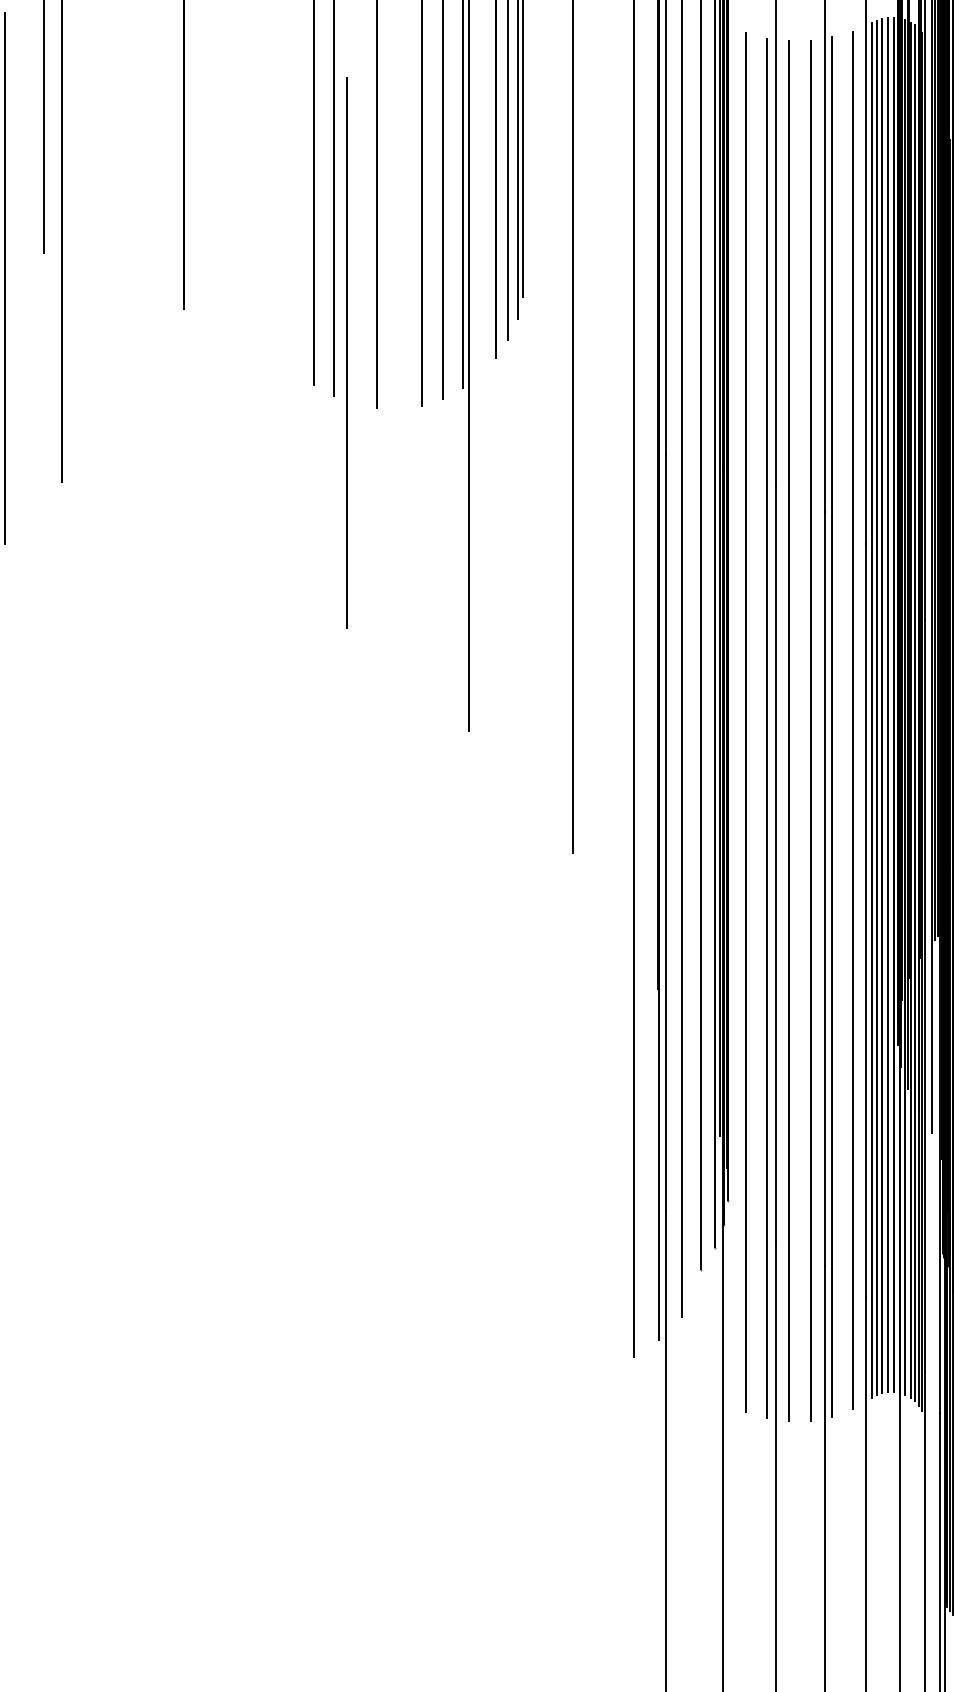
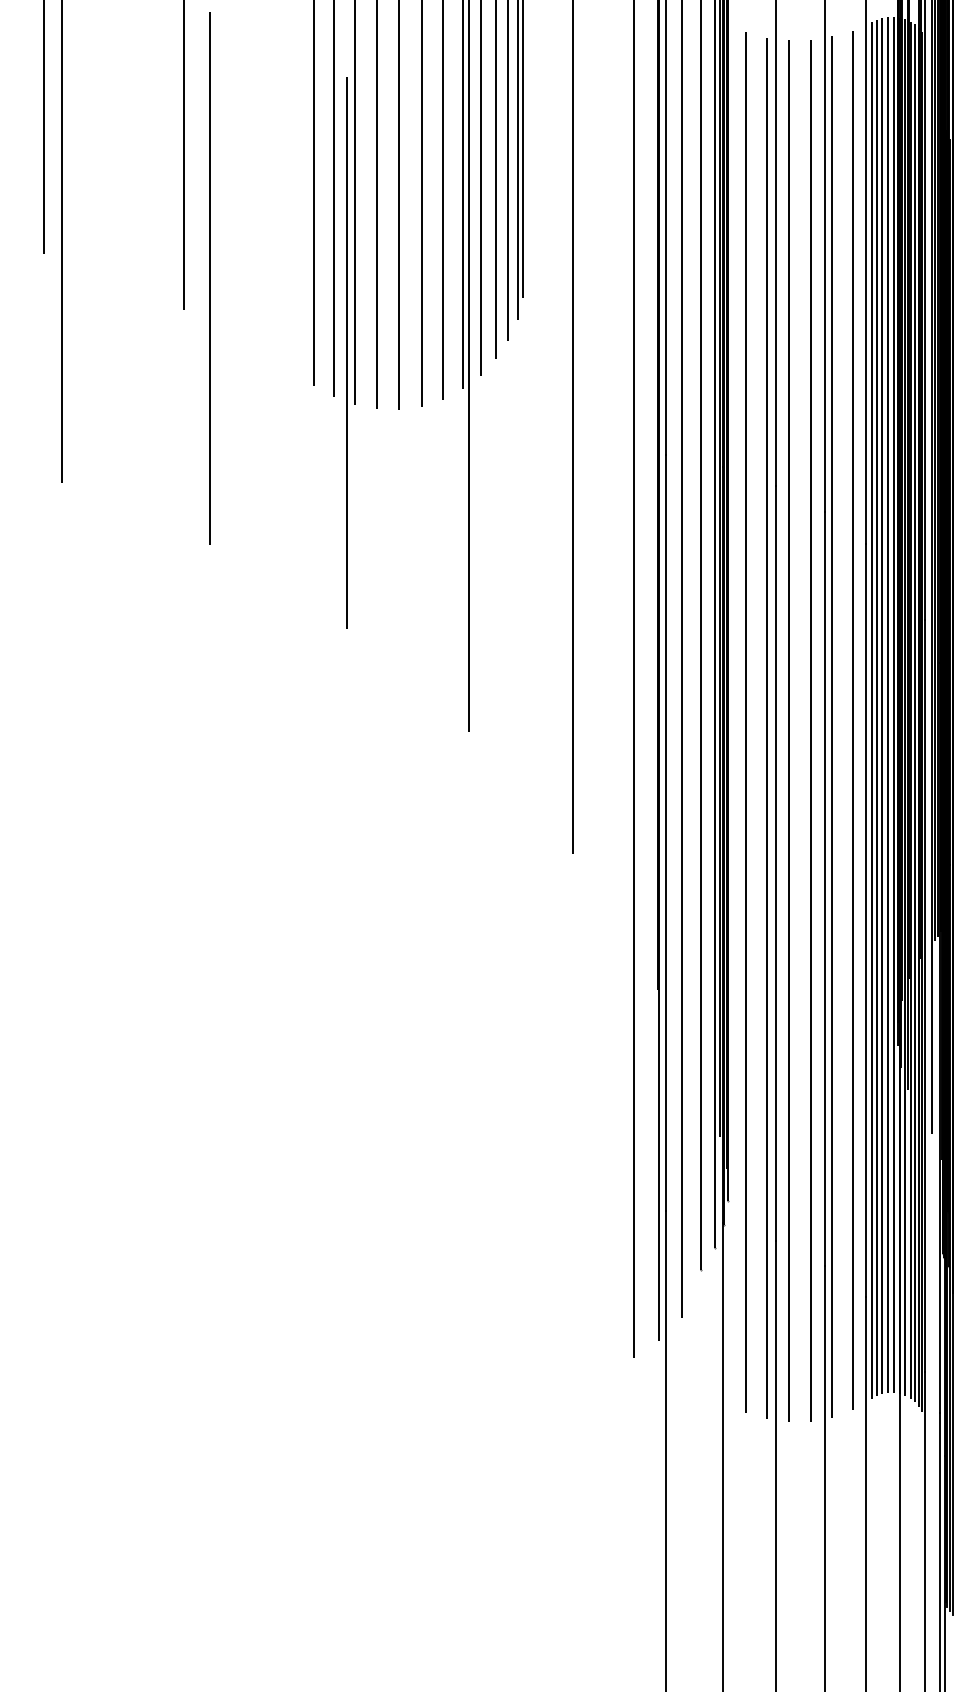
line: none -> present (480, 188)
line: none -> present (354, 203)
line: none -> present (399, 205)
line position: (4, 278) -> (209, 278) (209, 278)
